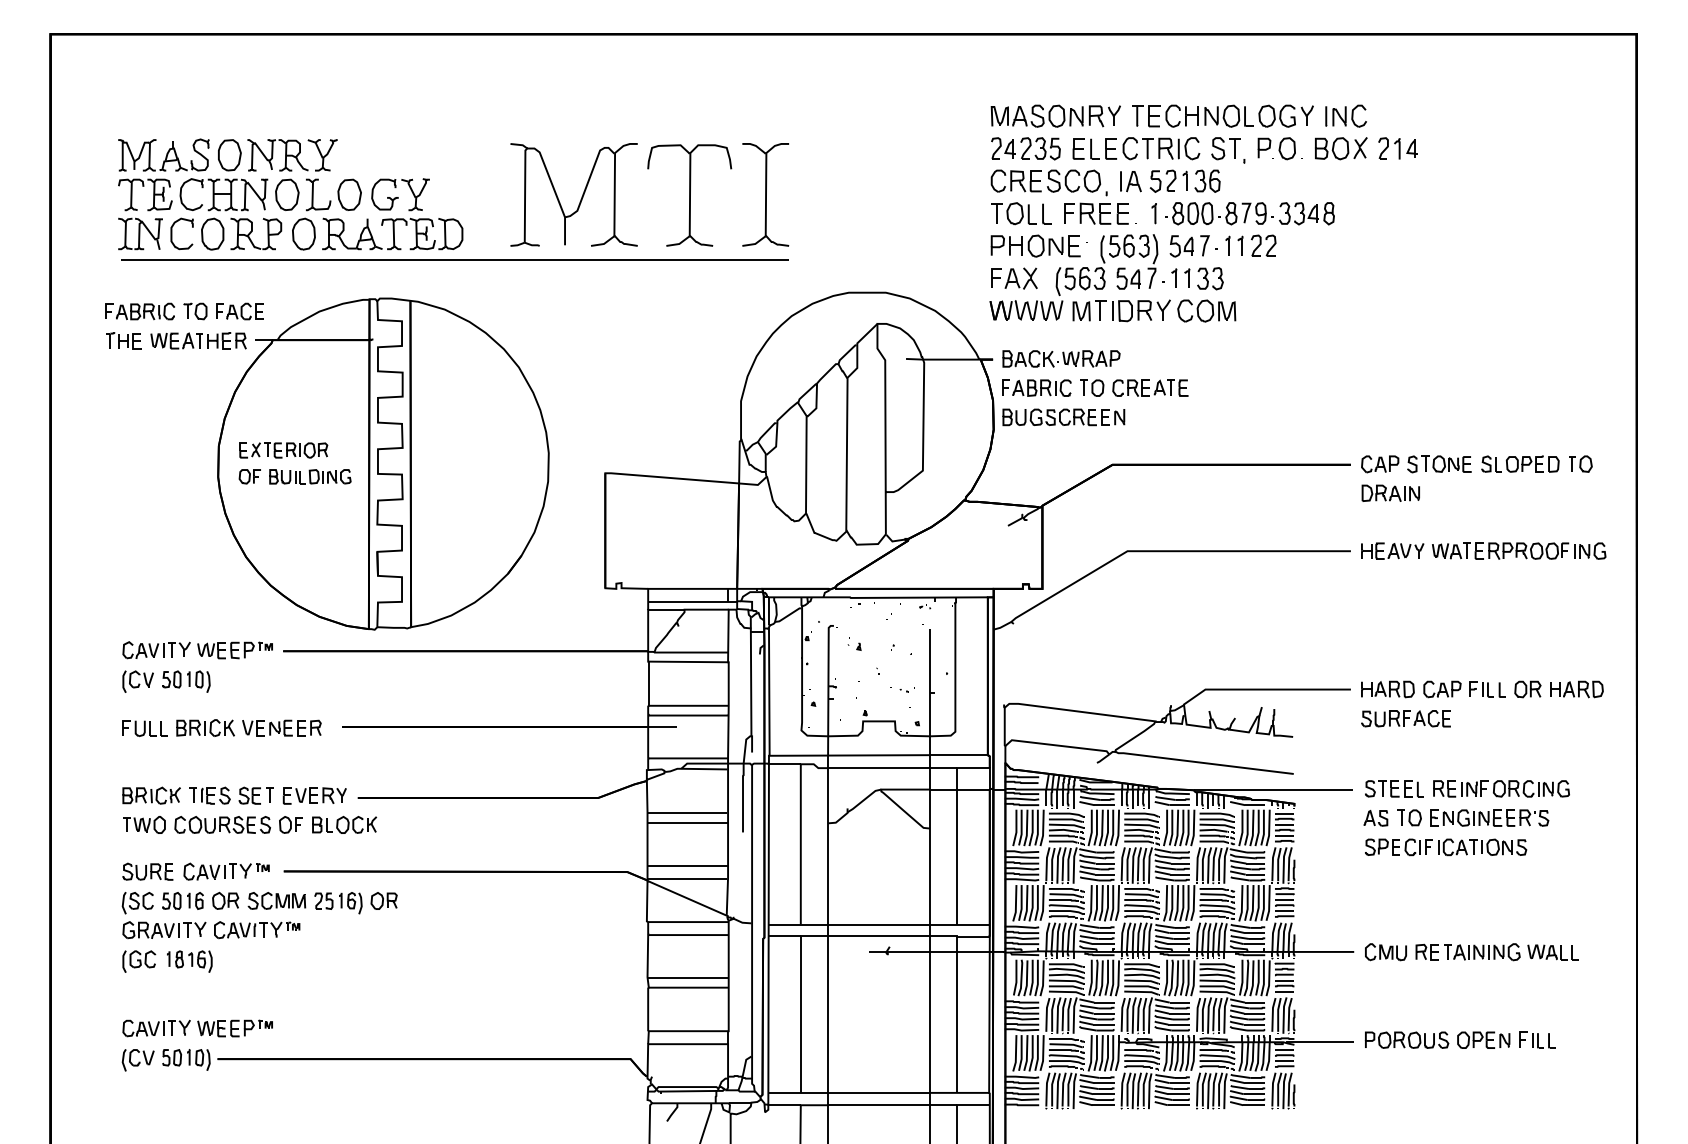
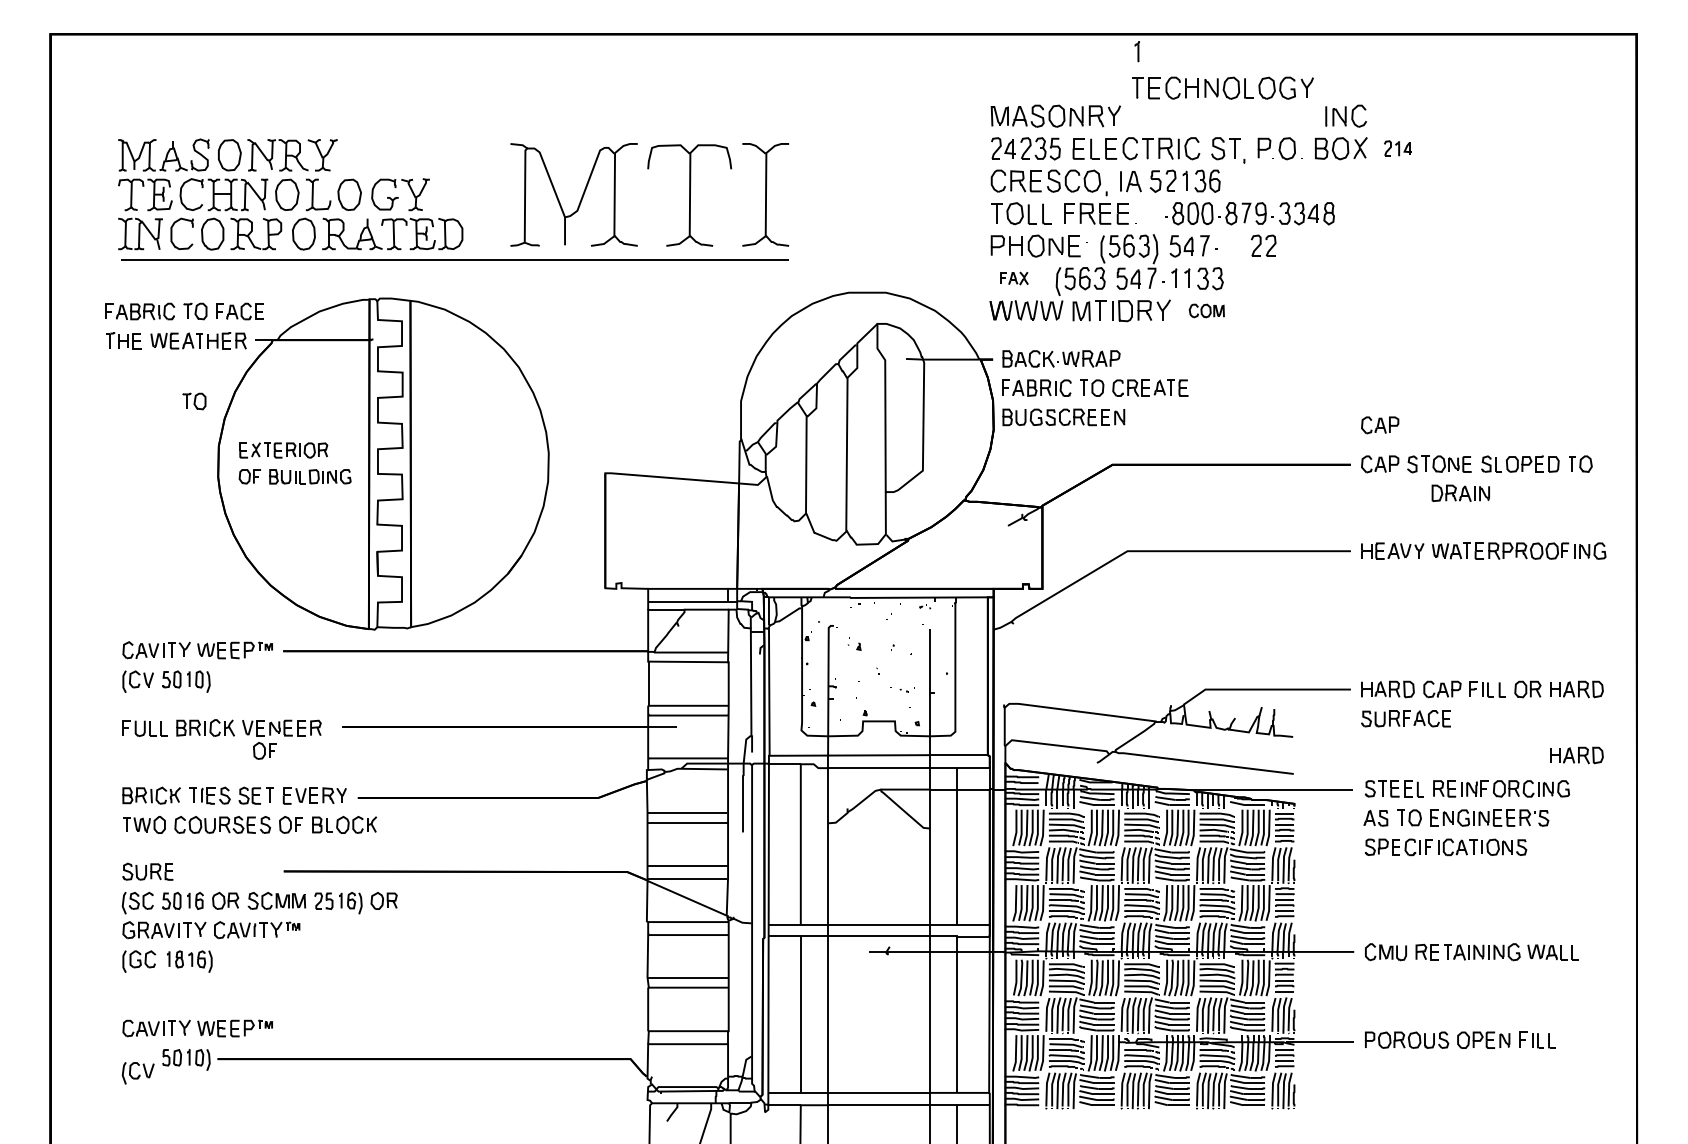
part position: (1222, 115) -> (1222, 87) (1222, 87)
part size: 40x23 px -> 28x17 px (1397, 148)
part position: (1153, 213) -> (1136, 51) (1136, 51)
part: present -> none (1234, 245)
part size: 47x23 px -> 29x15 px (1014, 278)
part size: 60x24 px -> 37x16 px (1206, 310)
part: none -> present (194, 401)
part: none -> present (1380, 425)
part position: (1390, 492) -> (1460, 492) (1460, 492)
part: none -> present (264, 750)
part: none -> present (1576, 755)
part: present -> none (226, 871)
part position: (137, 1060) -> (137, 1073) (137, 1073)
